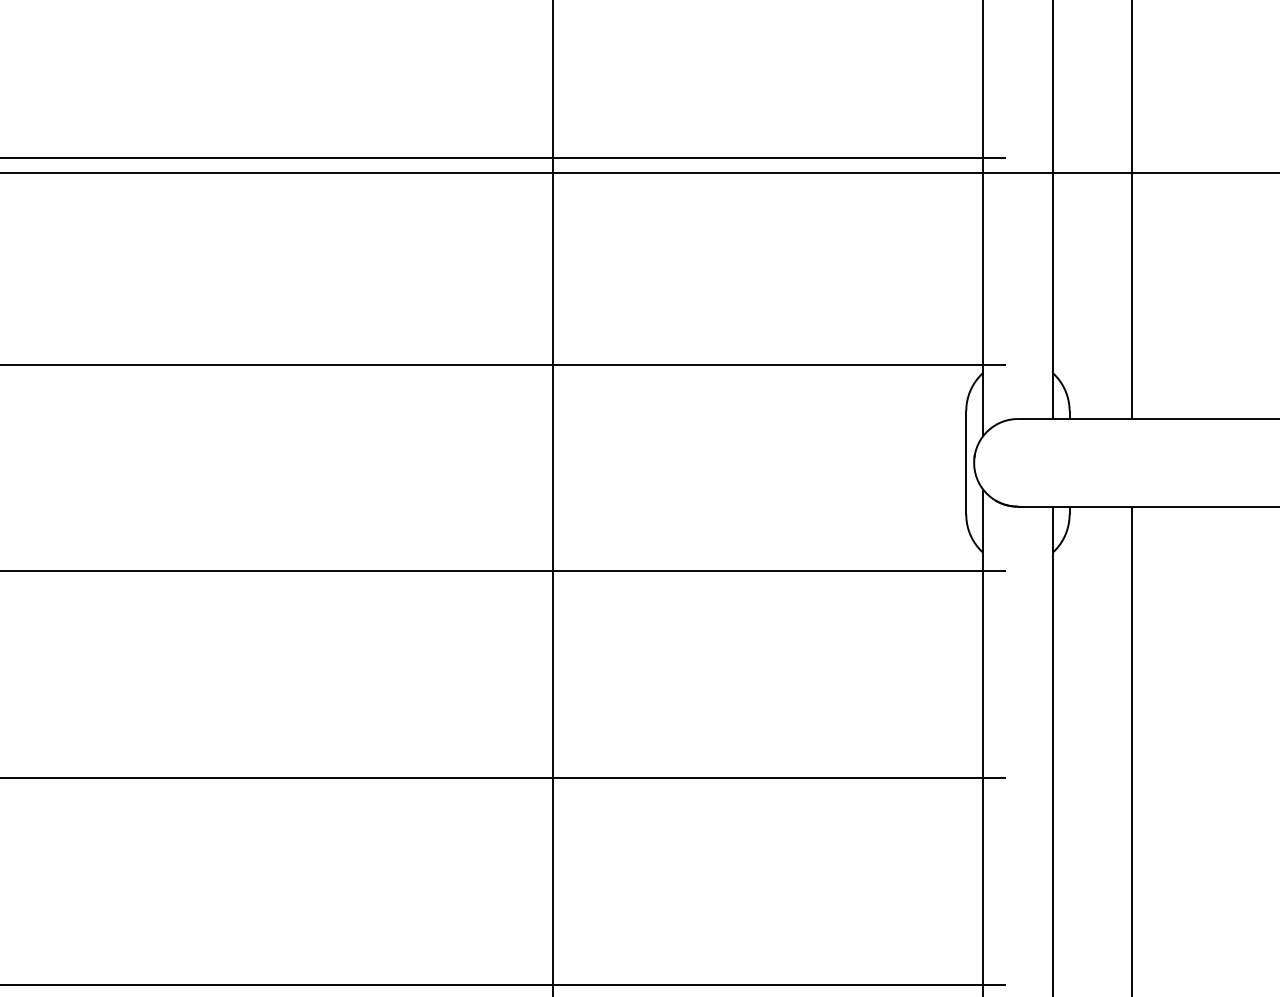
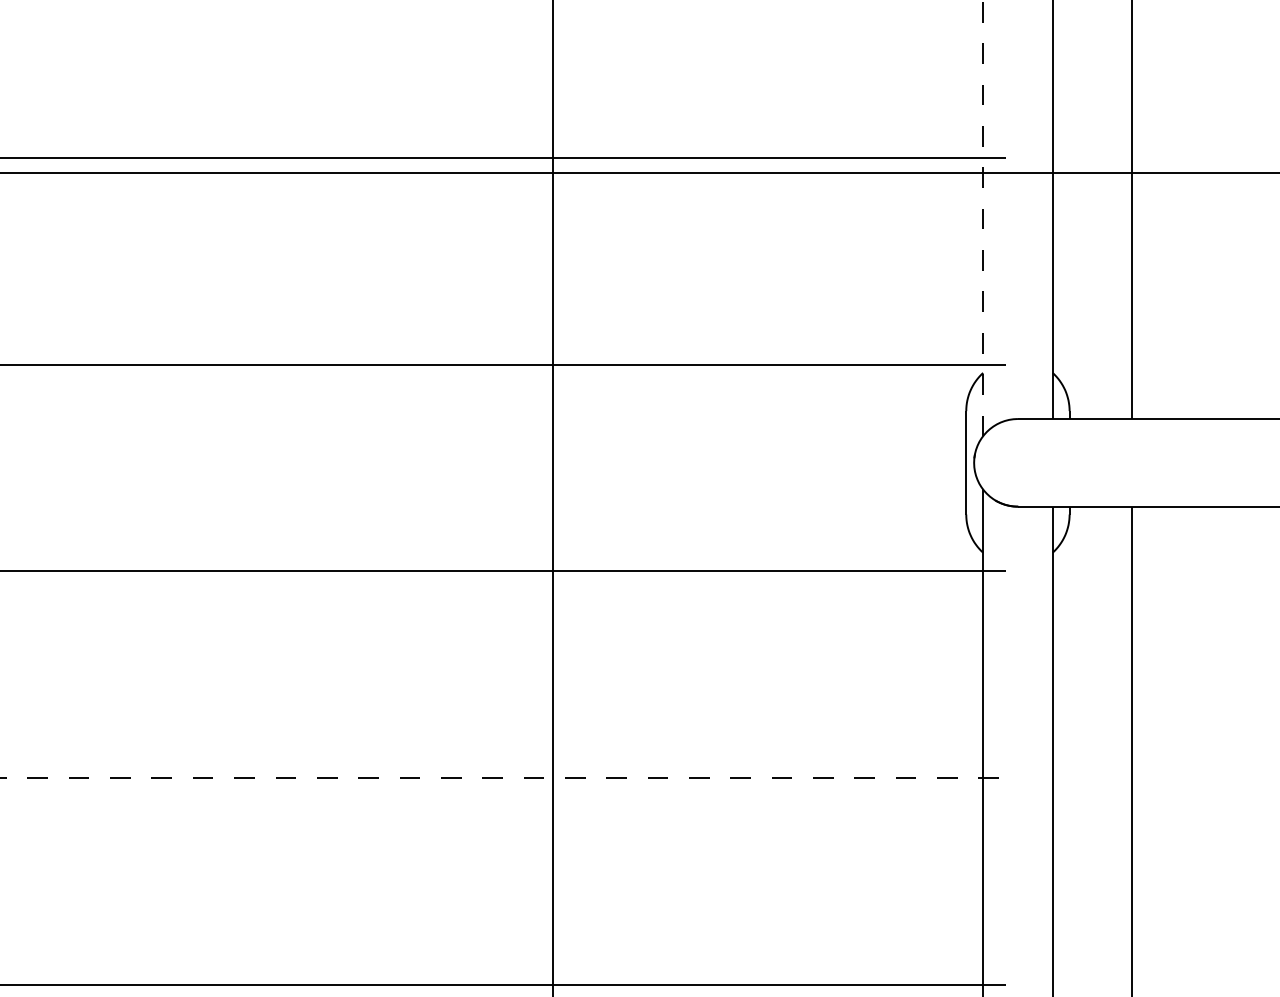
line: solid -> dashed (983, 218)
line: solid -> dashed (502, 778)
